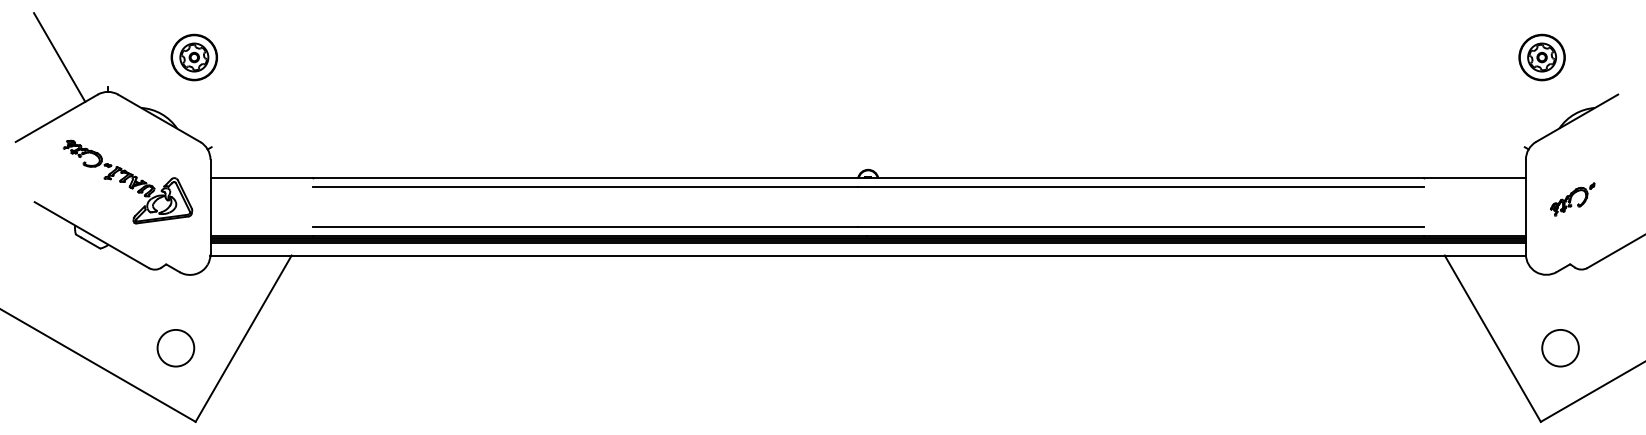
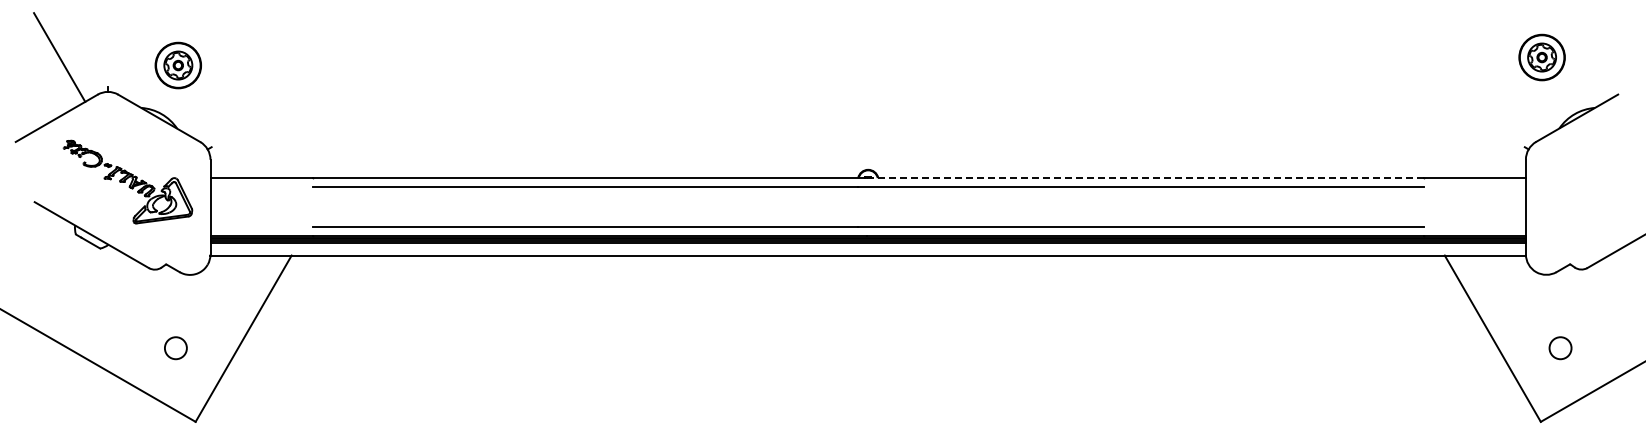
part position: (193, 57) -> (177, 65) (177, 65)
line: solid -> dashed (1144, 177)
part: present -> none (1572, 199)
circle diameter: 37 px -> 22 px (175, 348)
circle diameter: 37 px -> 22 px (1560, 348)
